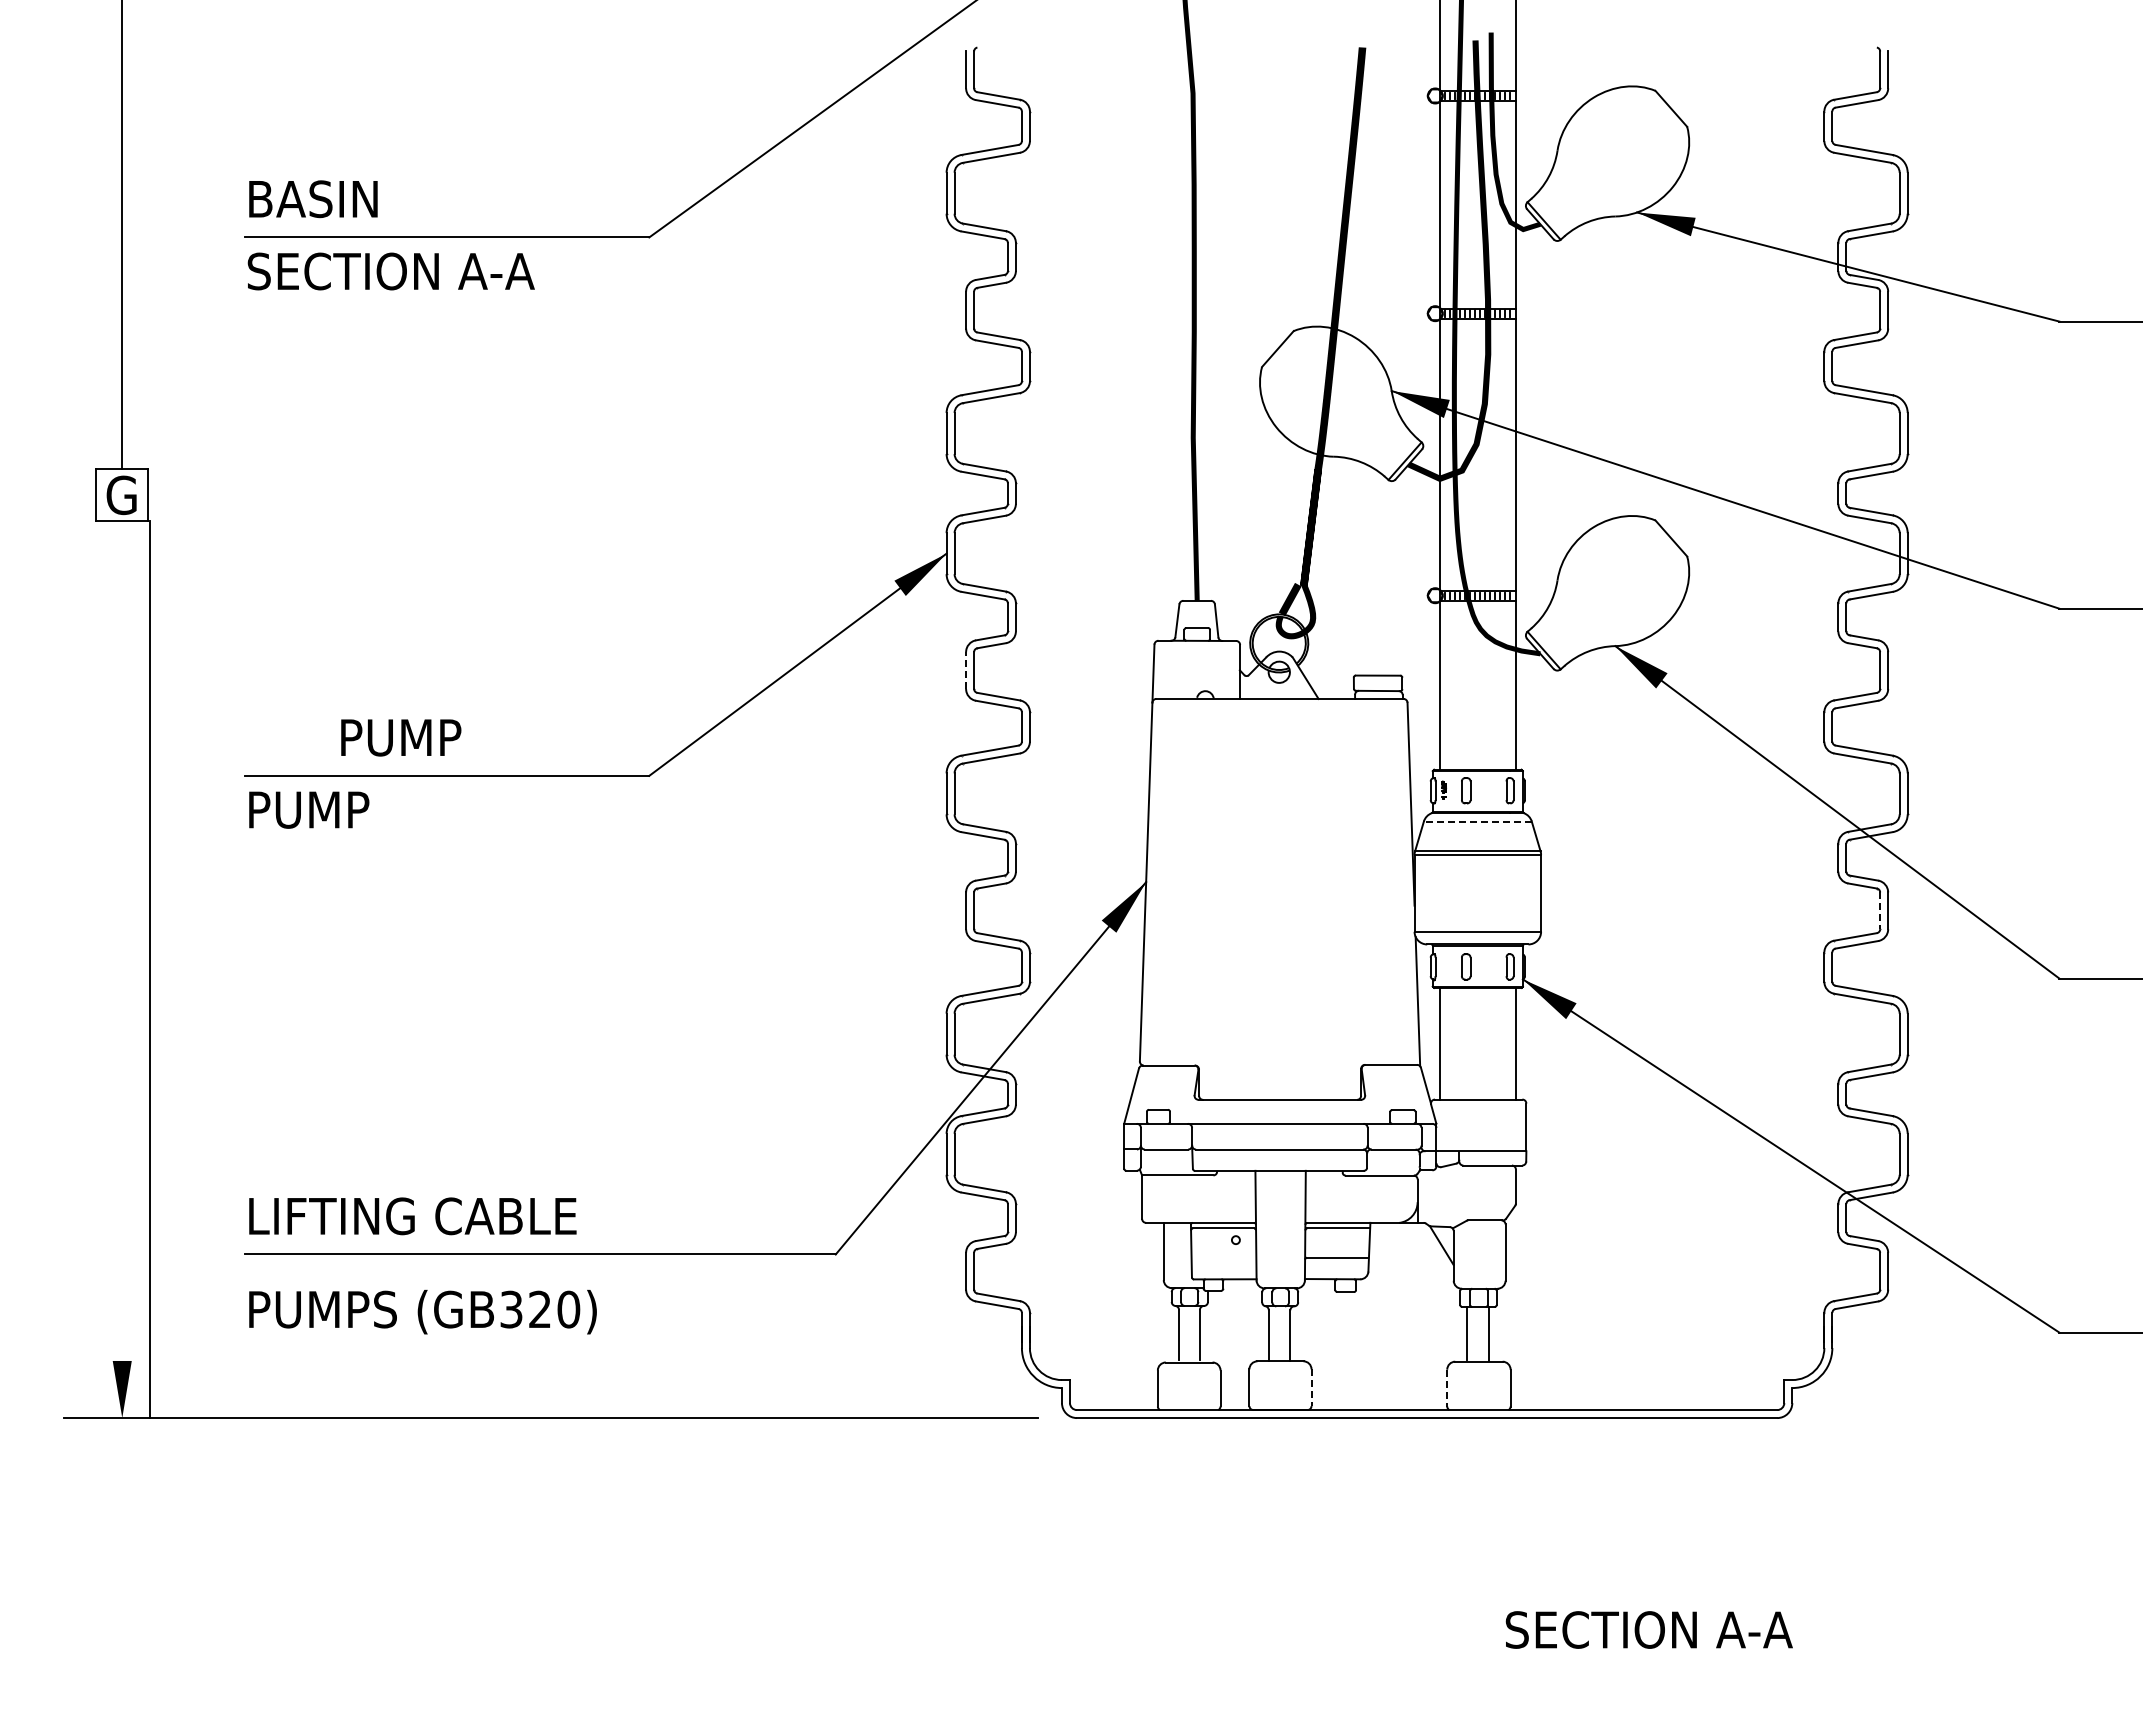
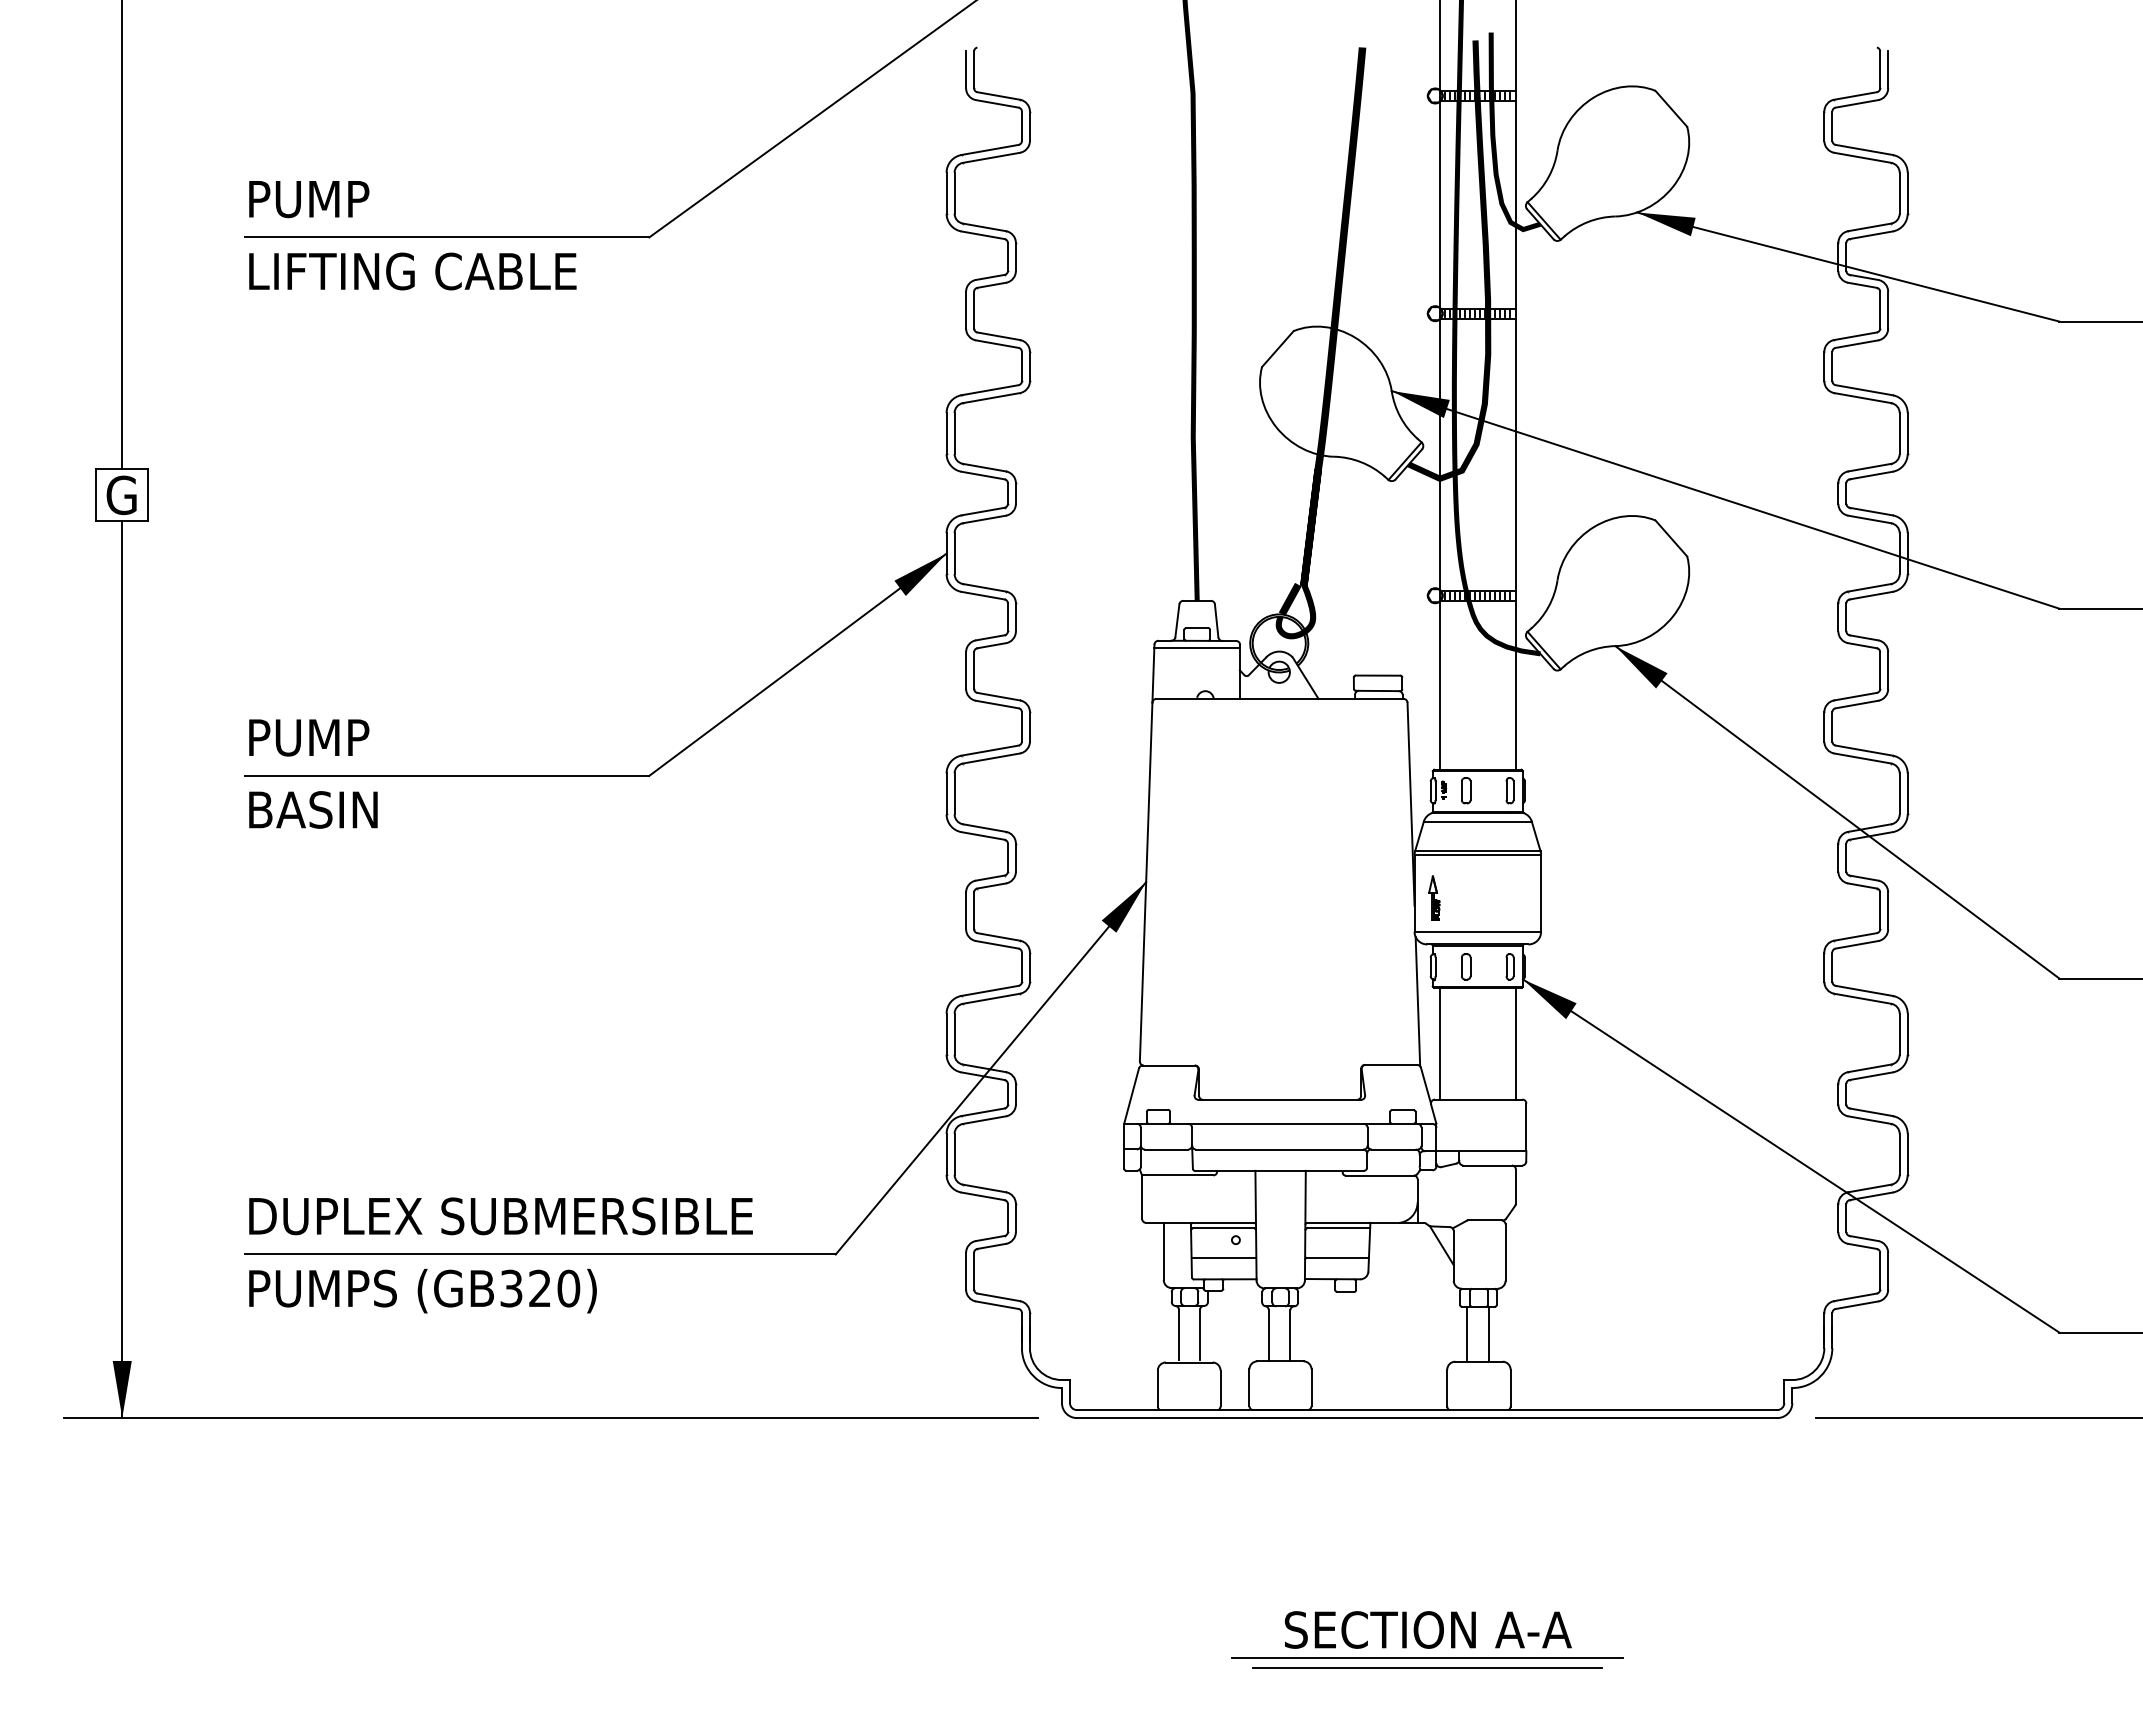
text: BASIN -> PUMP (315, 199)
text: SECTION A-A -> LIFTING CABLE (411, 271)
line: none -> present (1197, 648)
line: dashed -> solid (966, 670)
text position: (401, 737) -> (309, 737) (309, 737)
text: PUMP -> BASIN (315, 809)
line: dashed -> solid (1477, 821)
part: none -> present (1434, 897)
line: dashed -> solid (1880, 911)
line position: (150, 969) -> (122, 969) (122, 969)
text: LIFTING CABLE -> DUPLEX SUBMERSIBLE (502, 1216)
line: none -> present (1224, 1257)
text position: (422, 1311) -> (422, 1290) (422, 1290)
line: dashed -> solid (1311, 1388)
line: dashed -> solid (1447, 1388)
line: none -> present (1977, 1418)
text position: (1648, 1629) -> (1427, 1629) (1427, 1629)
line: none -> present (1426, 1658)
line: none -> present (1426, 1667)
